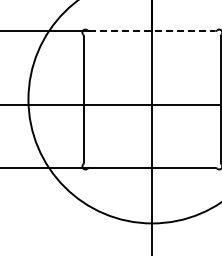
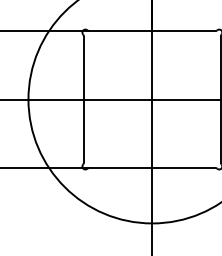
line: dashed -> solid (152, 31)
line position: (110, 104) -> (110, 99) (110, 99)
